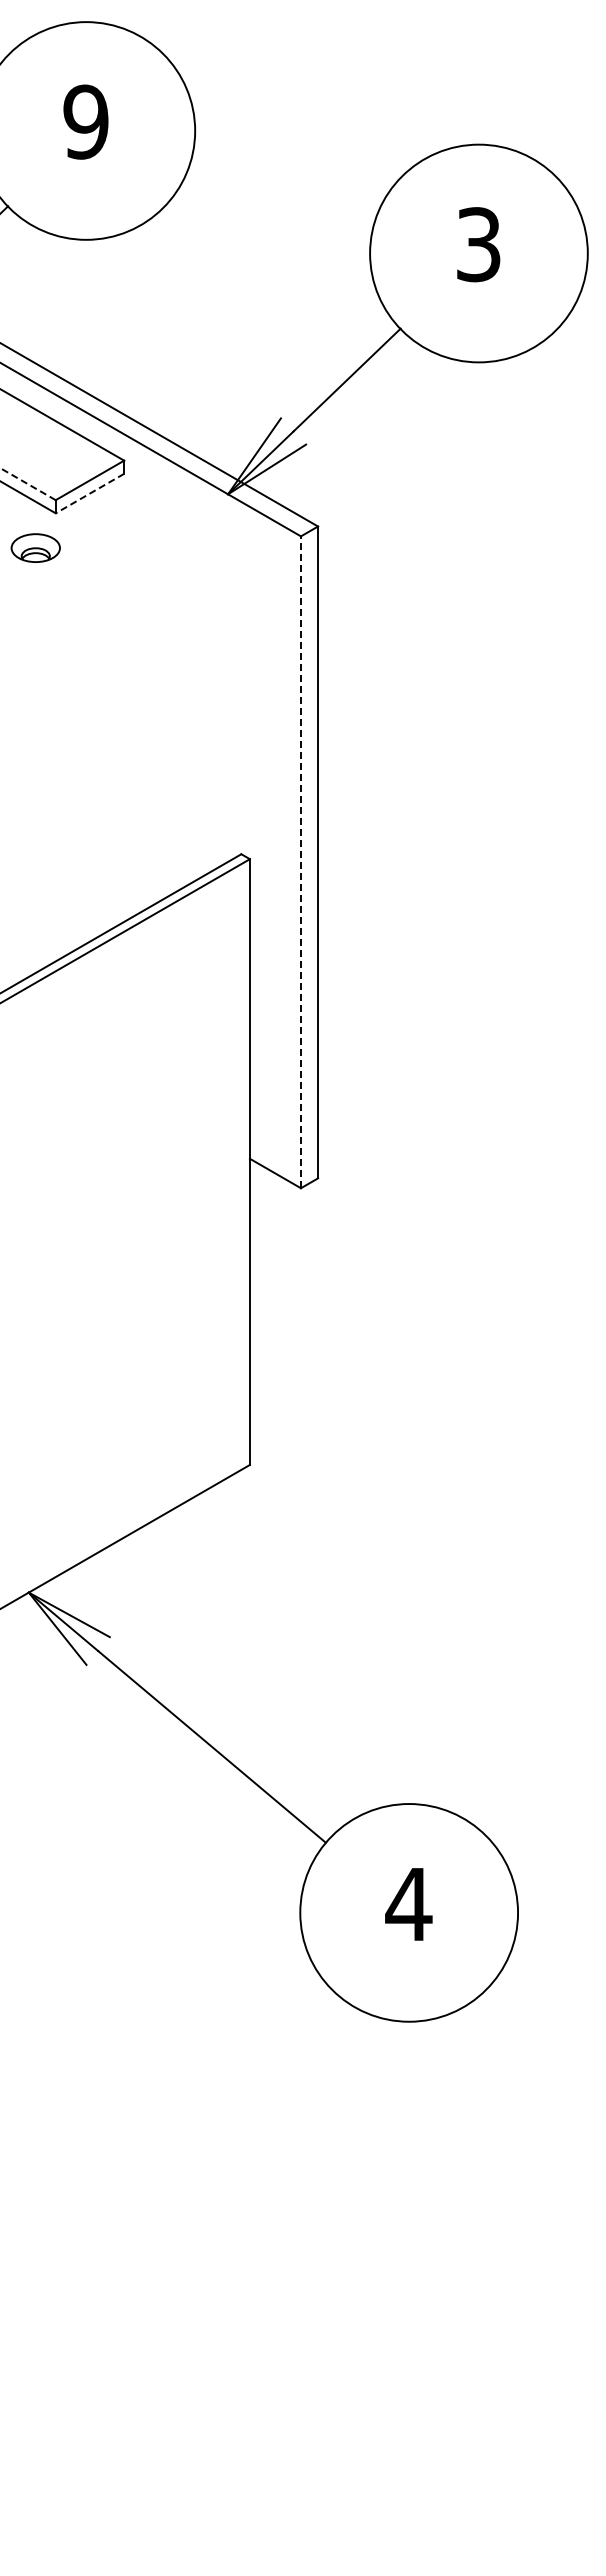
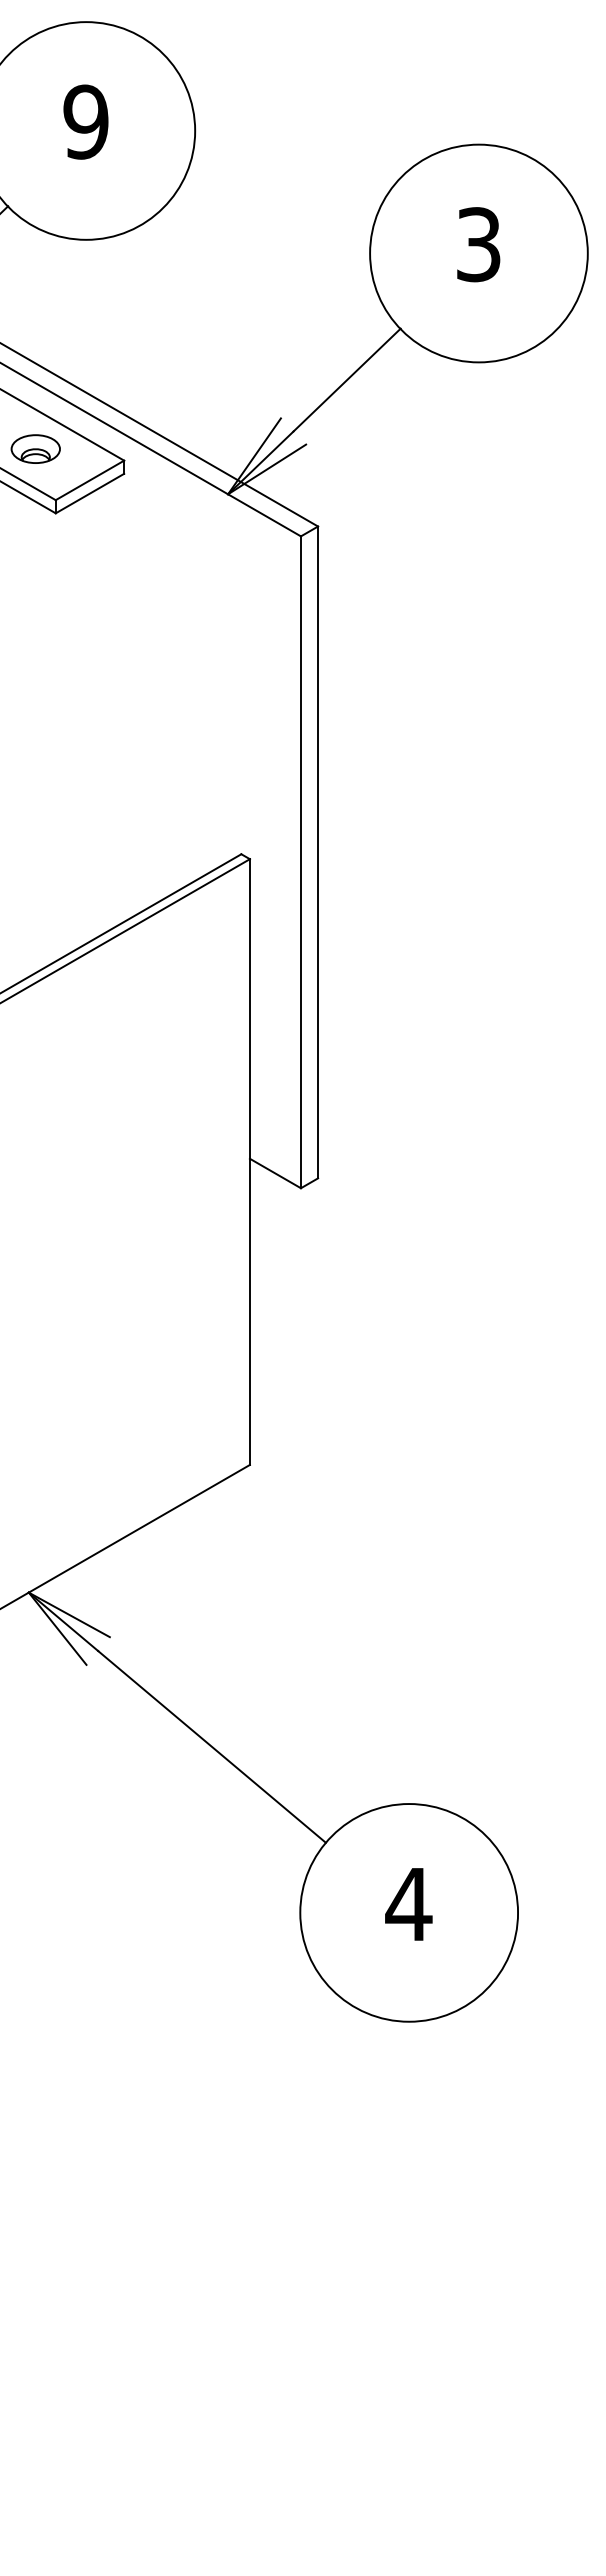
line: dashed -> solid (28, 484)
line: dashed -> solid (89, 493)
part position: (35, 547) -> (35, 448) (35, 448)
line: dashed -> solid (300, 862)
